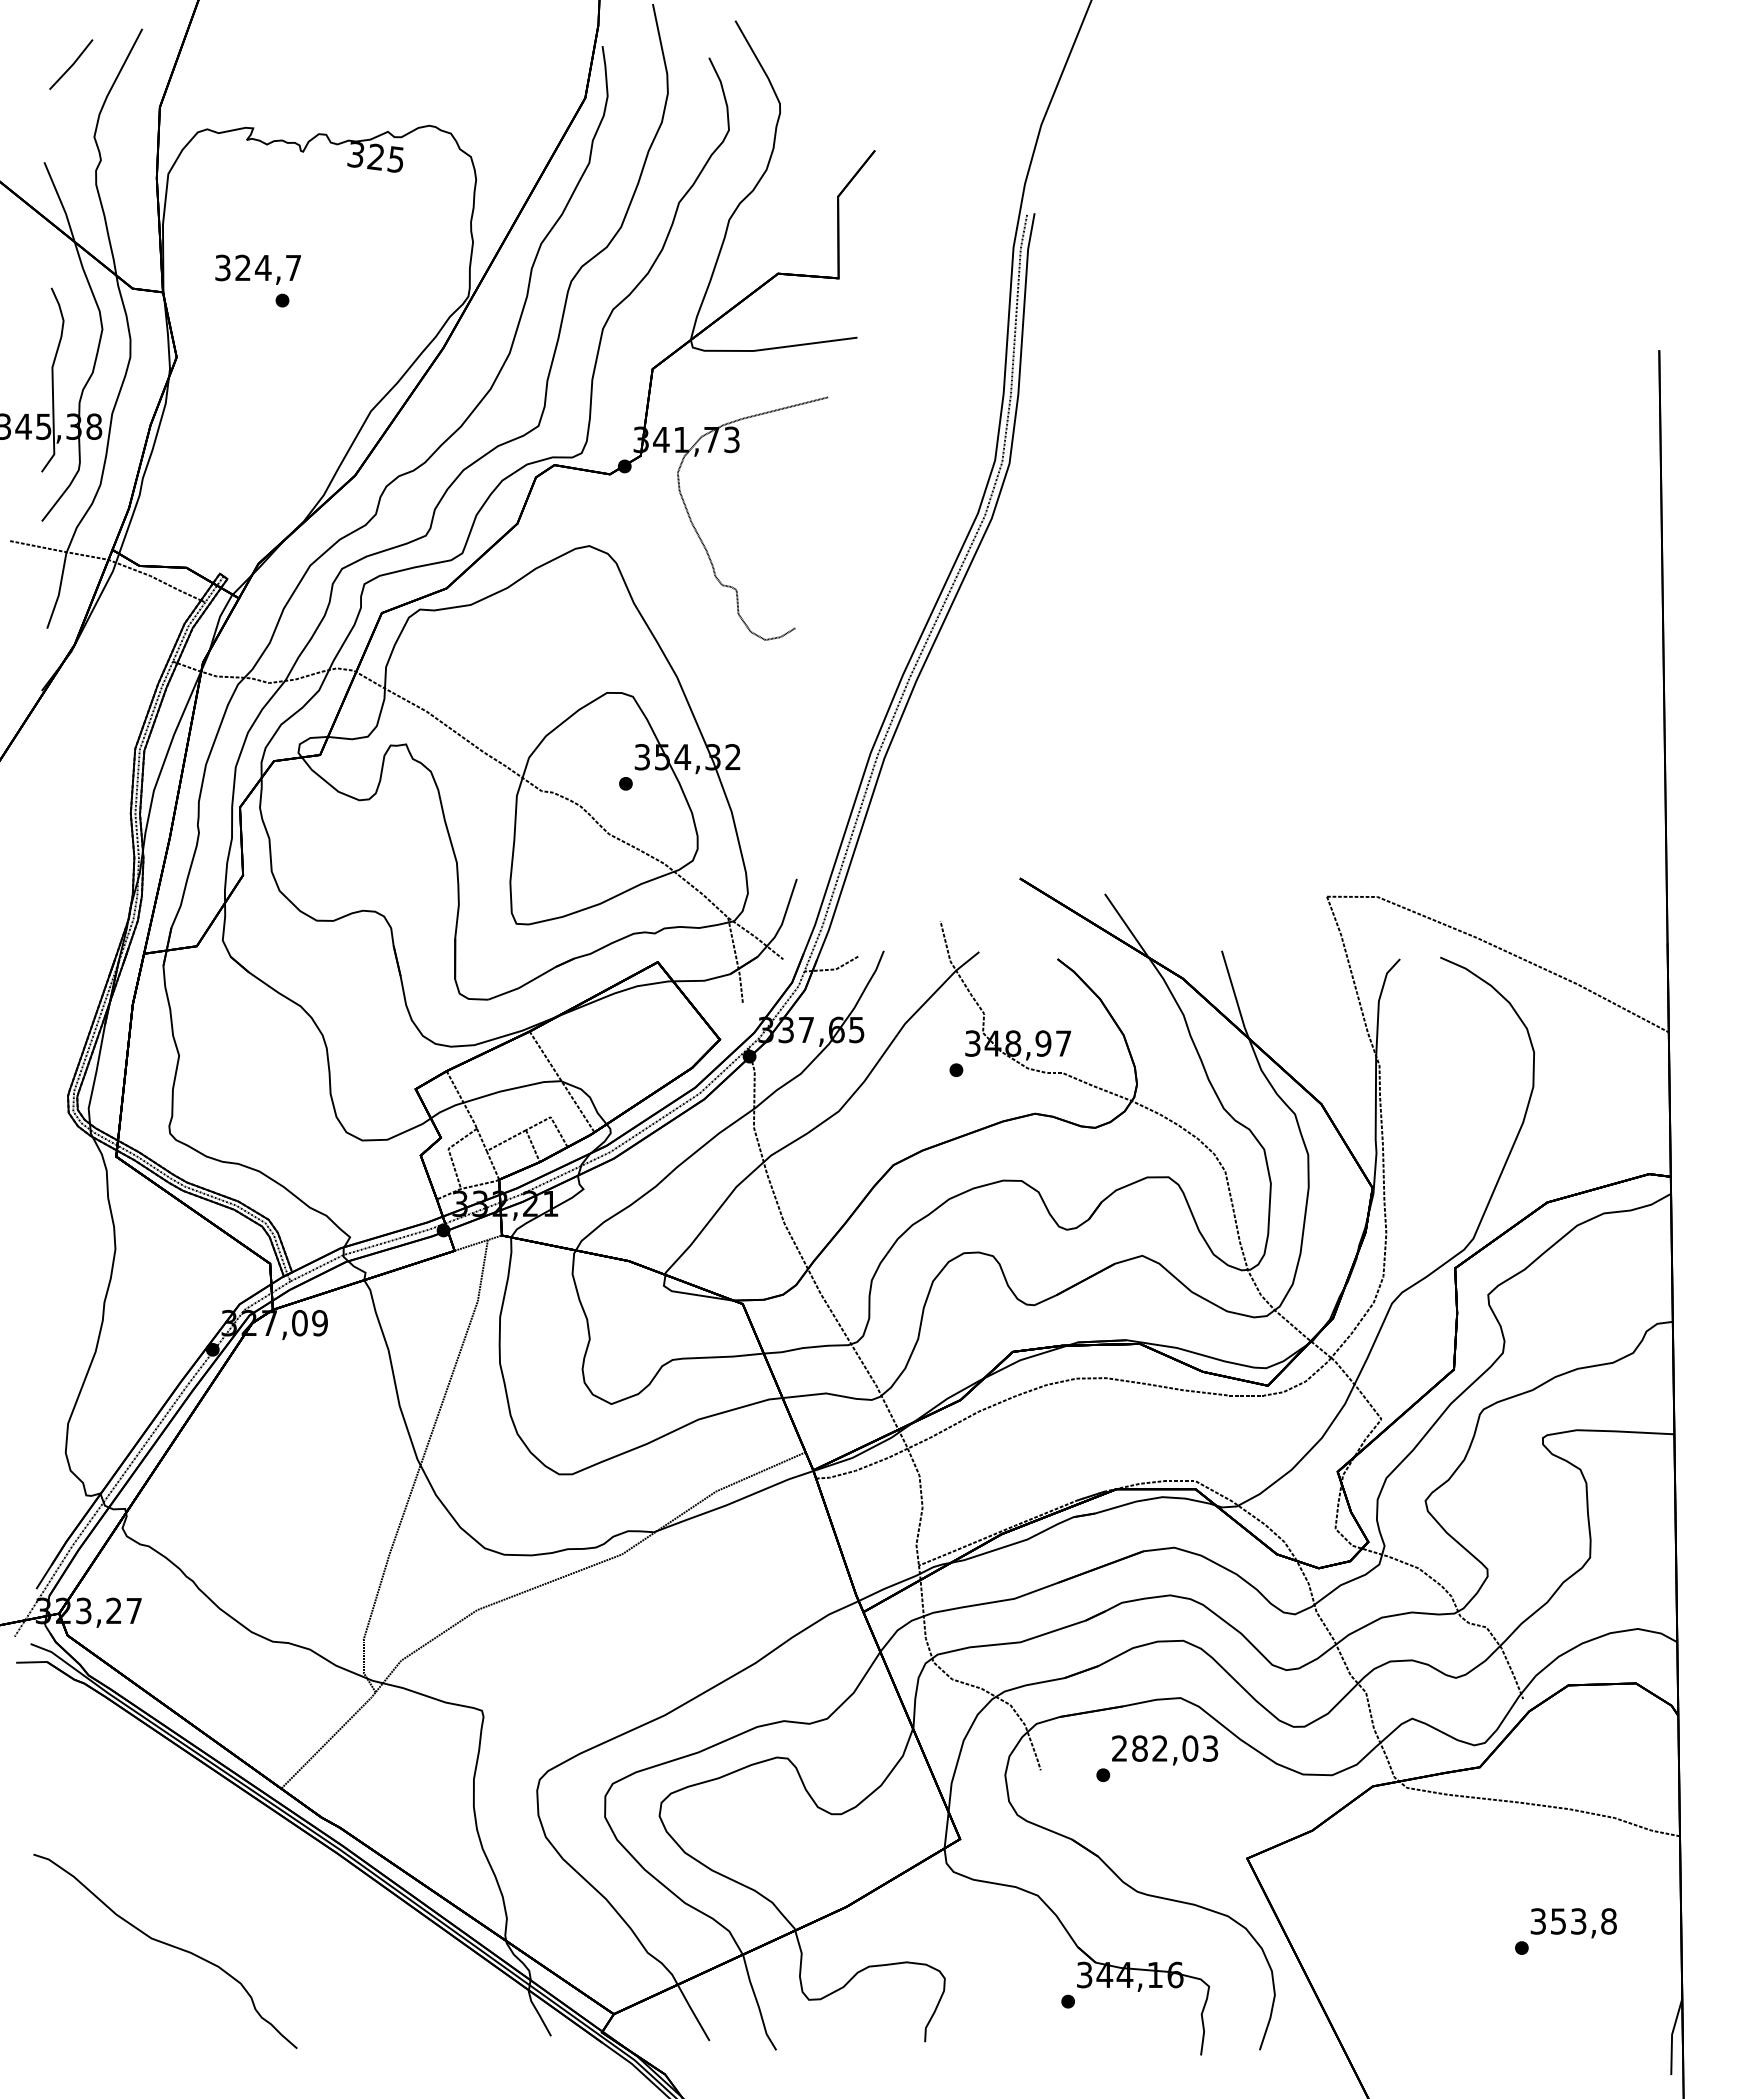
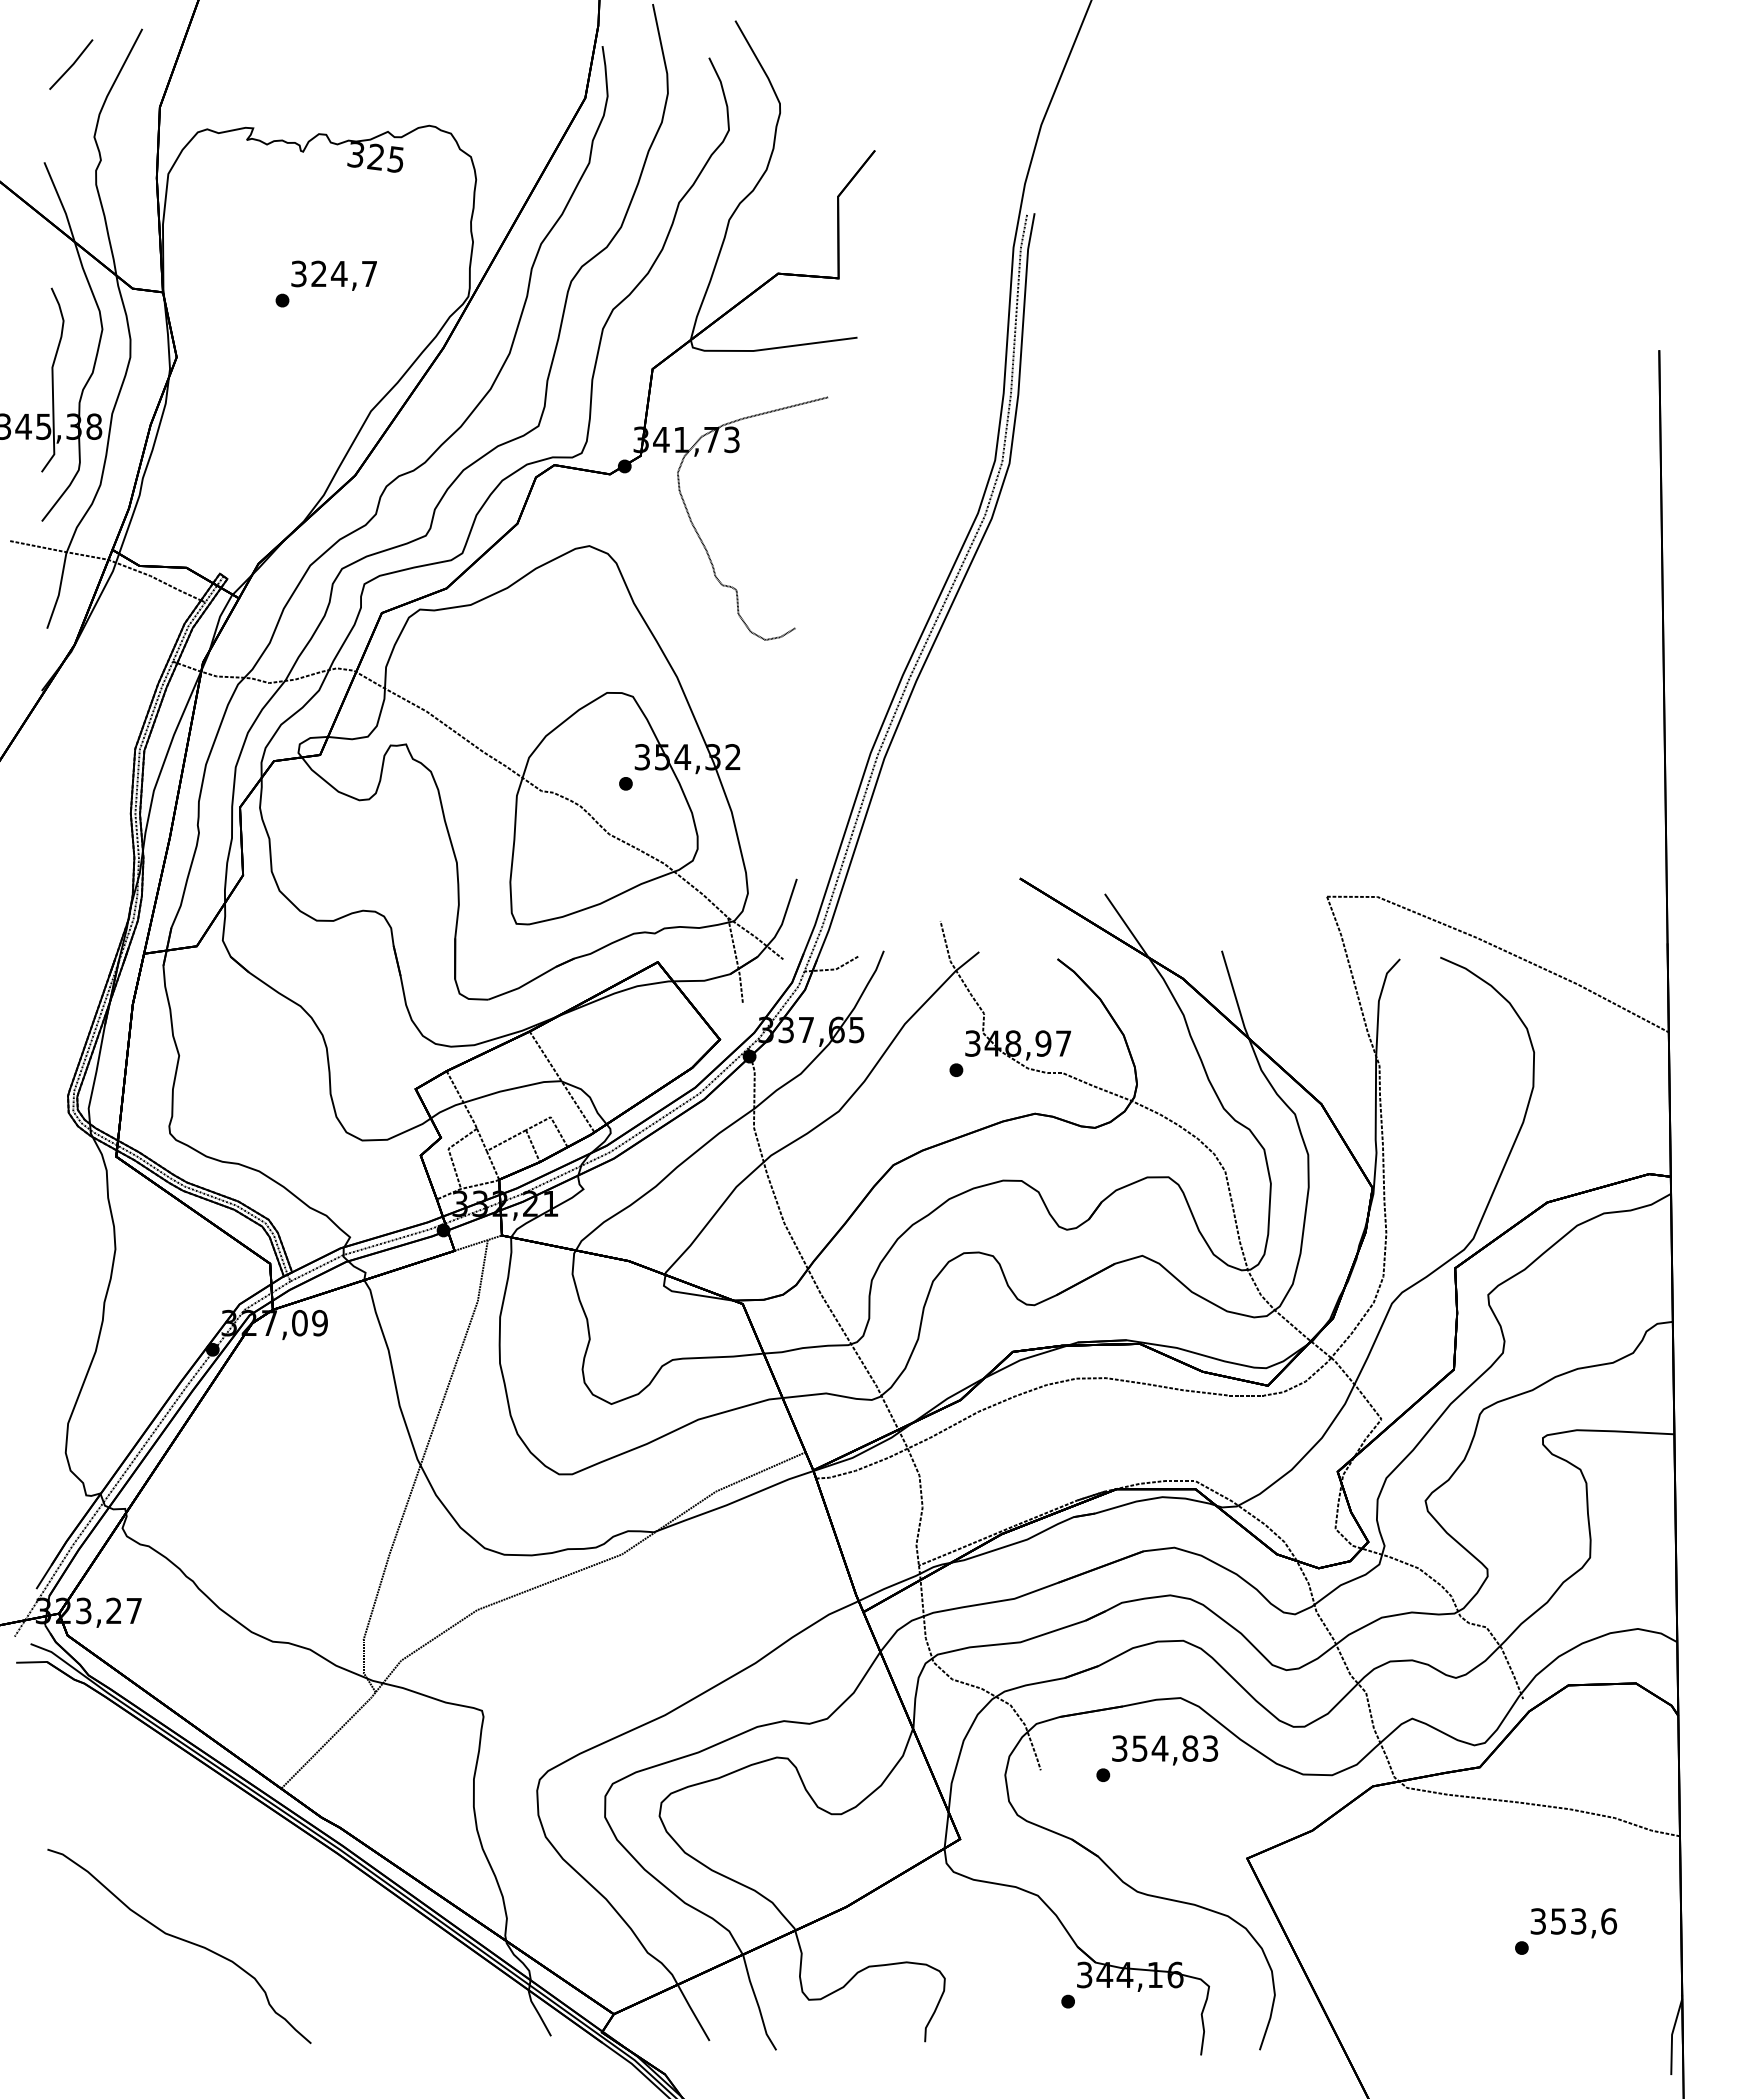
text position: (257, 269) -> (333, 275) (333, 275)
text: 282,03 -> 354,83 (1155, 1748)
text: 353,8 -> 353,6 (1609, 1921)
part position: (167, 1945) -> (181, 1940) (181, 1940)
